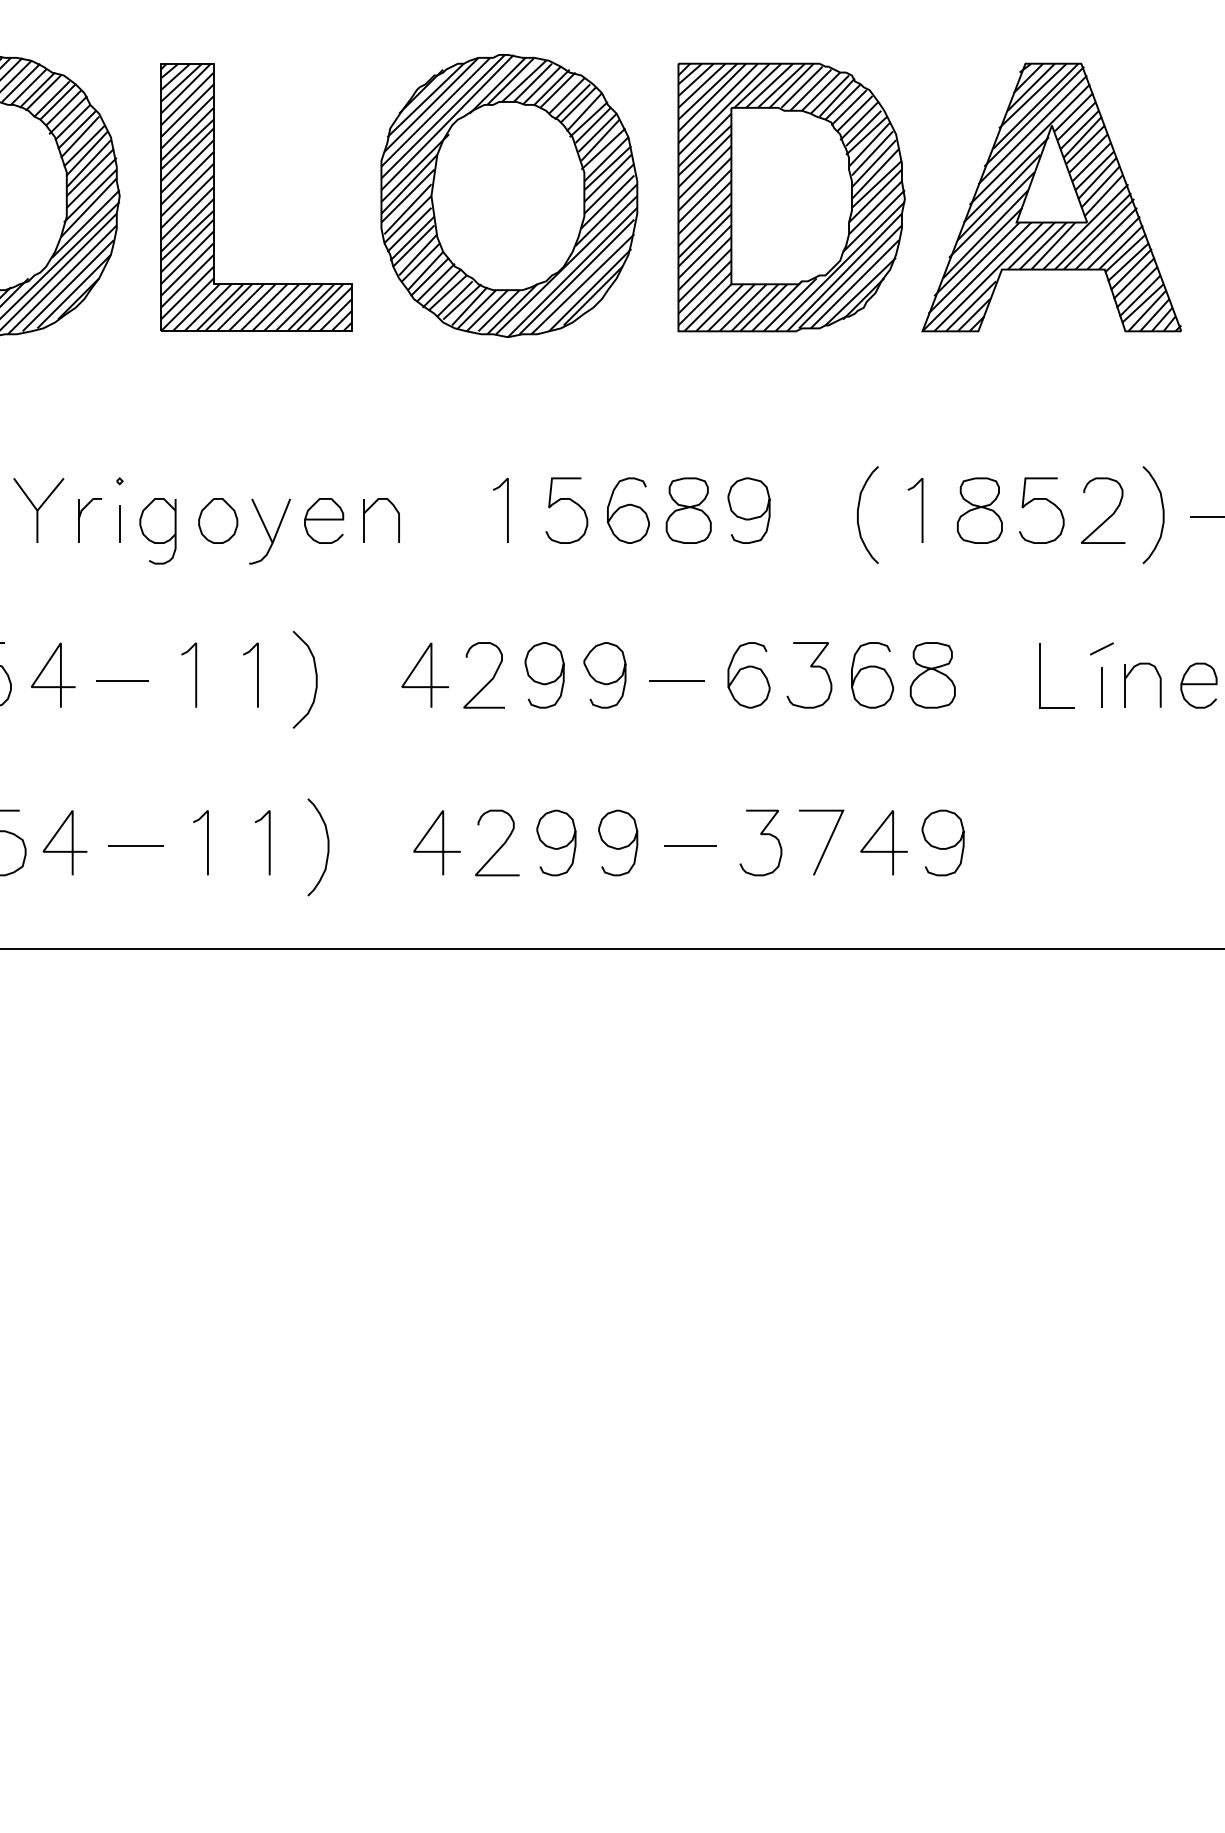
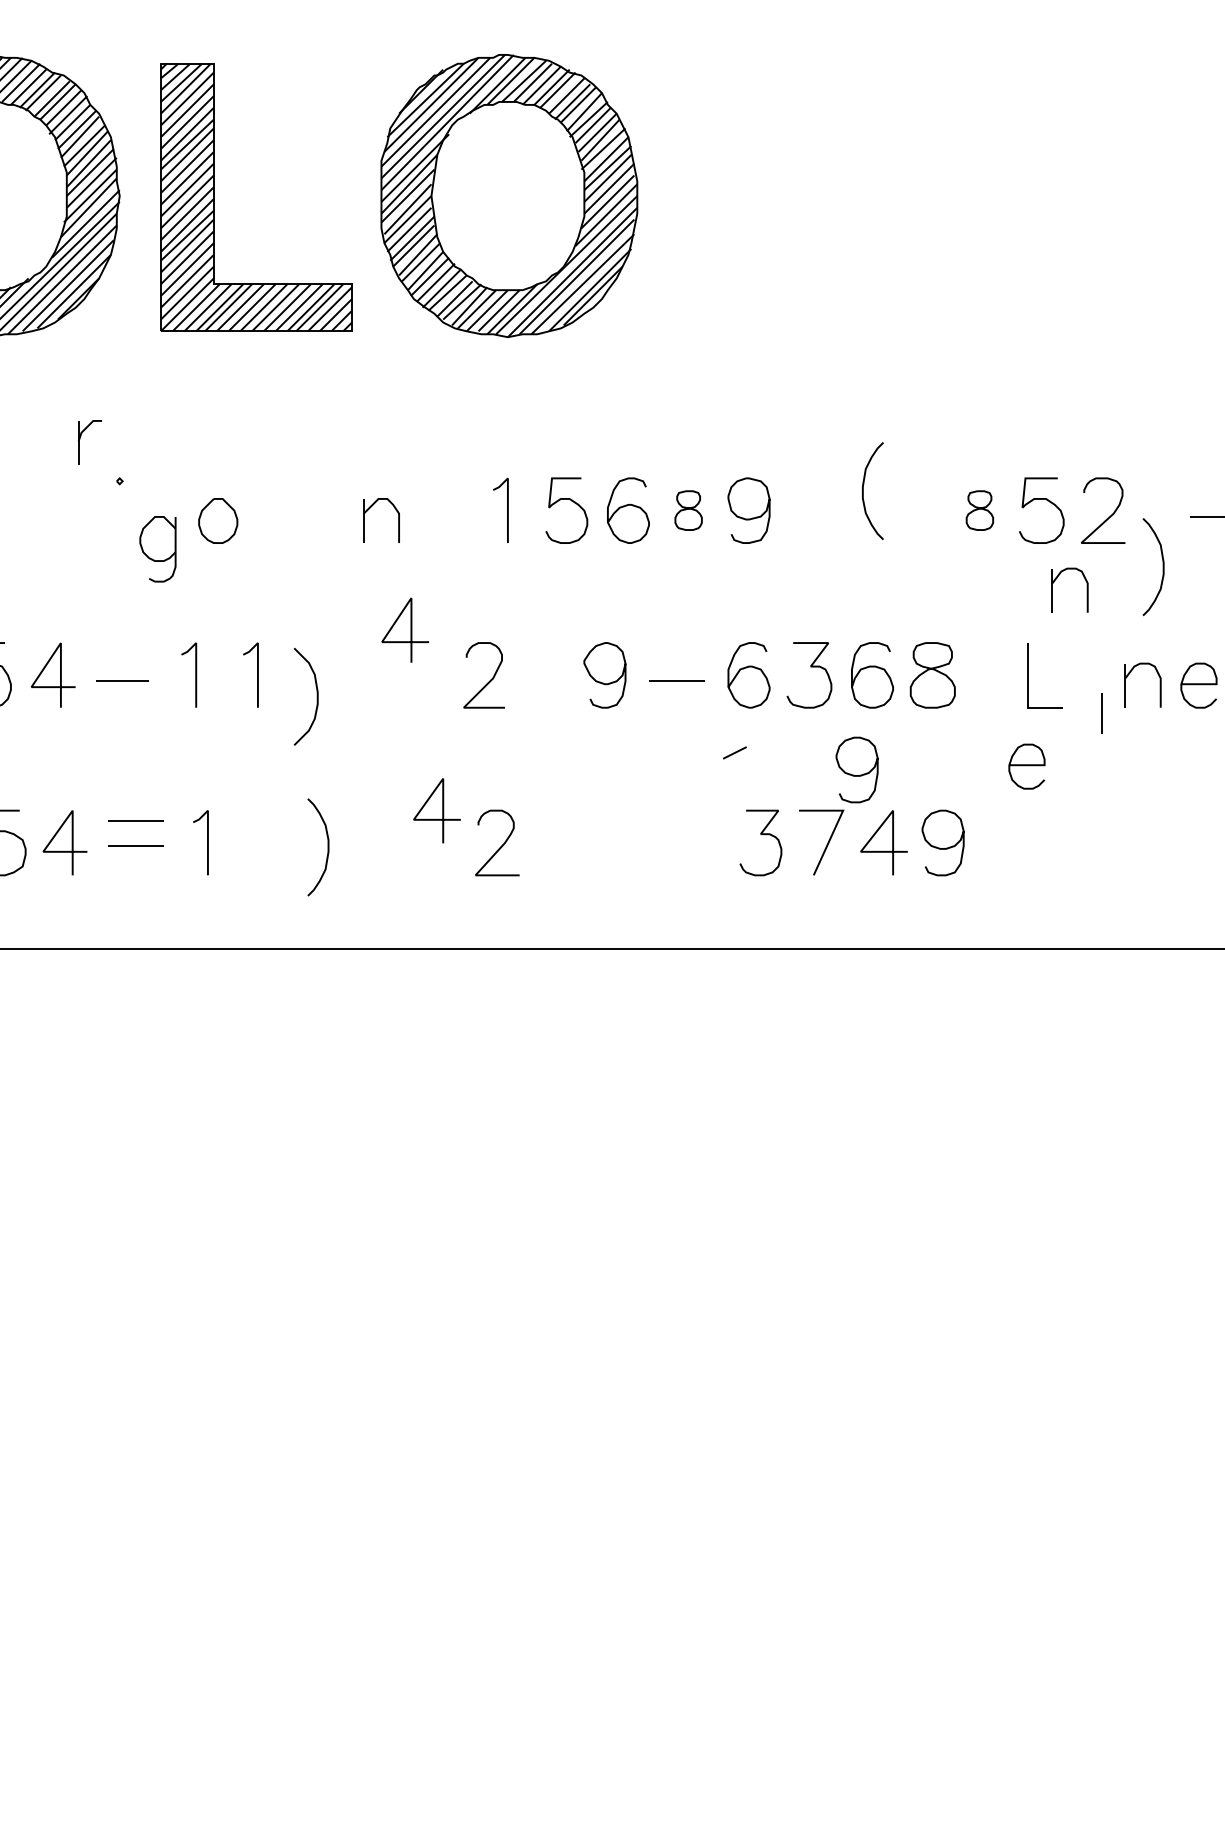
part: present -> none (791, 197)
part: present -> none (1051, 197)
part: present -> none (38, 510)
part size: 47x67 px -> 29x41 px (688, 510)
curve: present -> none (921, 510)
part size: 46x67 px -> 30x41 px (979, 510)
curve position: (858, 514) -> (863, 490) (863, 490)
curve position: (1162, 514) -> (1162, 566) (1162, 566)
part position: (80, 517) -> (80, 439) (80, 439)
curve: present -> none (324, 520)
line: present -> none (119, 523)
part position: (157, 531) -> (157, 549) (157, 549)
part: present -> none (269, 531)
part: none -> present (1057, 578)
line position: (1101, 648) -> (734, 752) (734, 752)
curve position: (430, 674) -> (410, 629) (410, 629)
curve position: (1040, 675) -> (1028, 675) (1028, 675)
curve position: (315, 679) -> (316, 696) (316, 696)
curve: present -> none (541, 682)
line position: (1101, 687) -> (1101, 713) (1101, 713)
curve: none -> present (1026, 766)
curve: none -> present (853, 774)
line: none -> present (135, 820)
curve: present -> none (268, 842)
curve position: (442, 842) -> (442, 810) (442, 810)
line: present -> none (690, 845)
curve: present -> none (554, 847)
curve: present -> none (616, 847)
